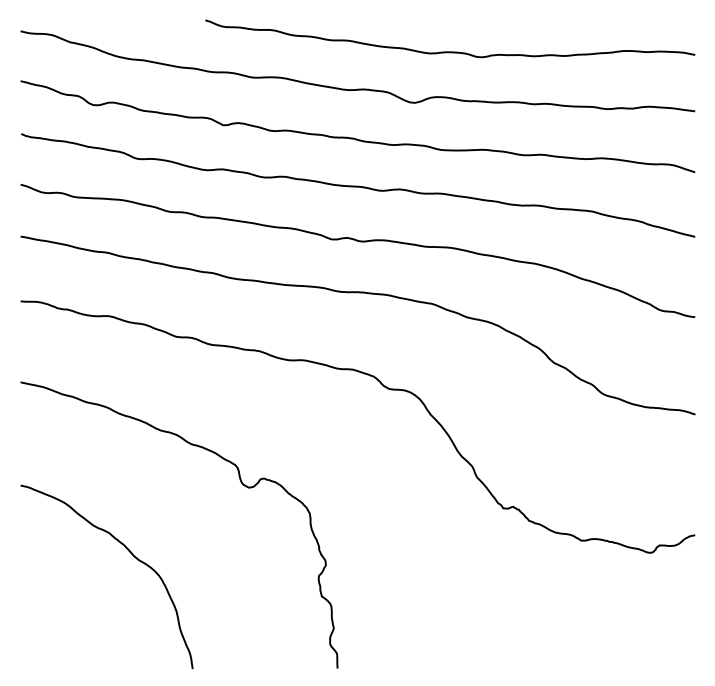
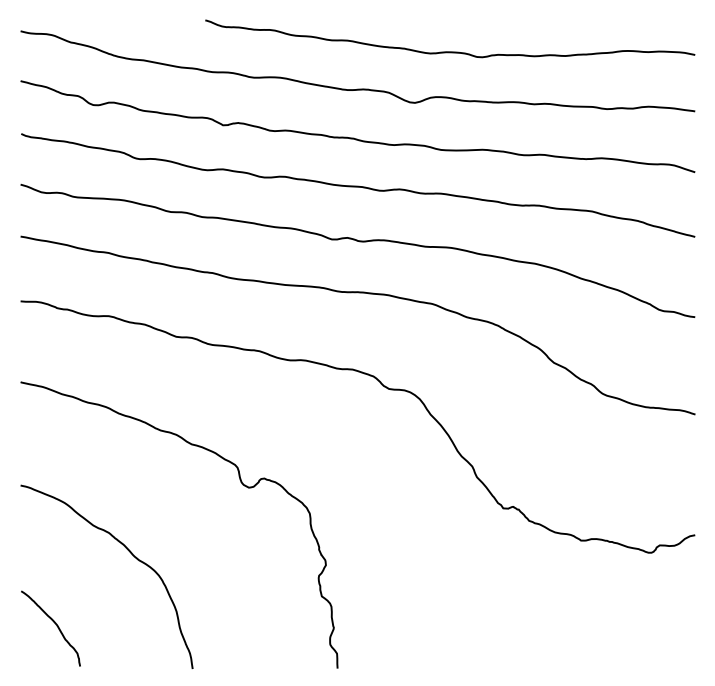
curve: none -> present (56, 626)
